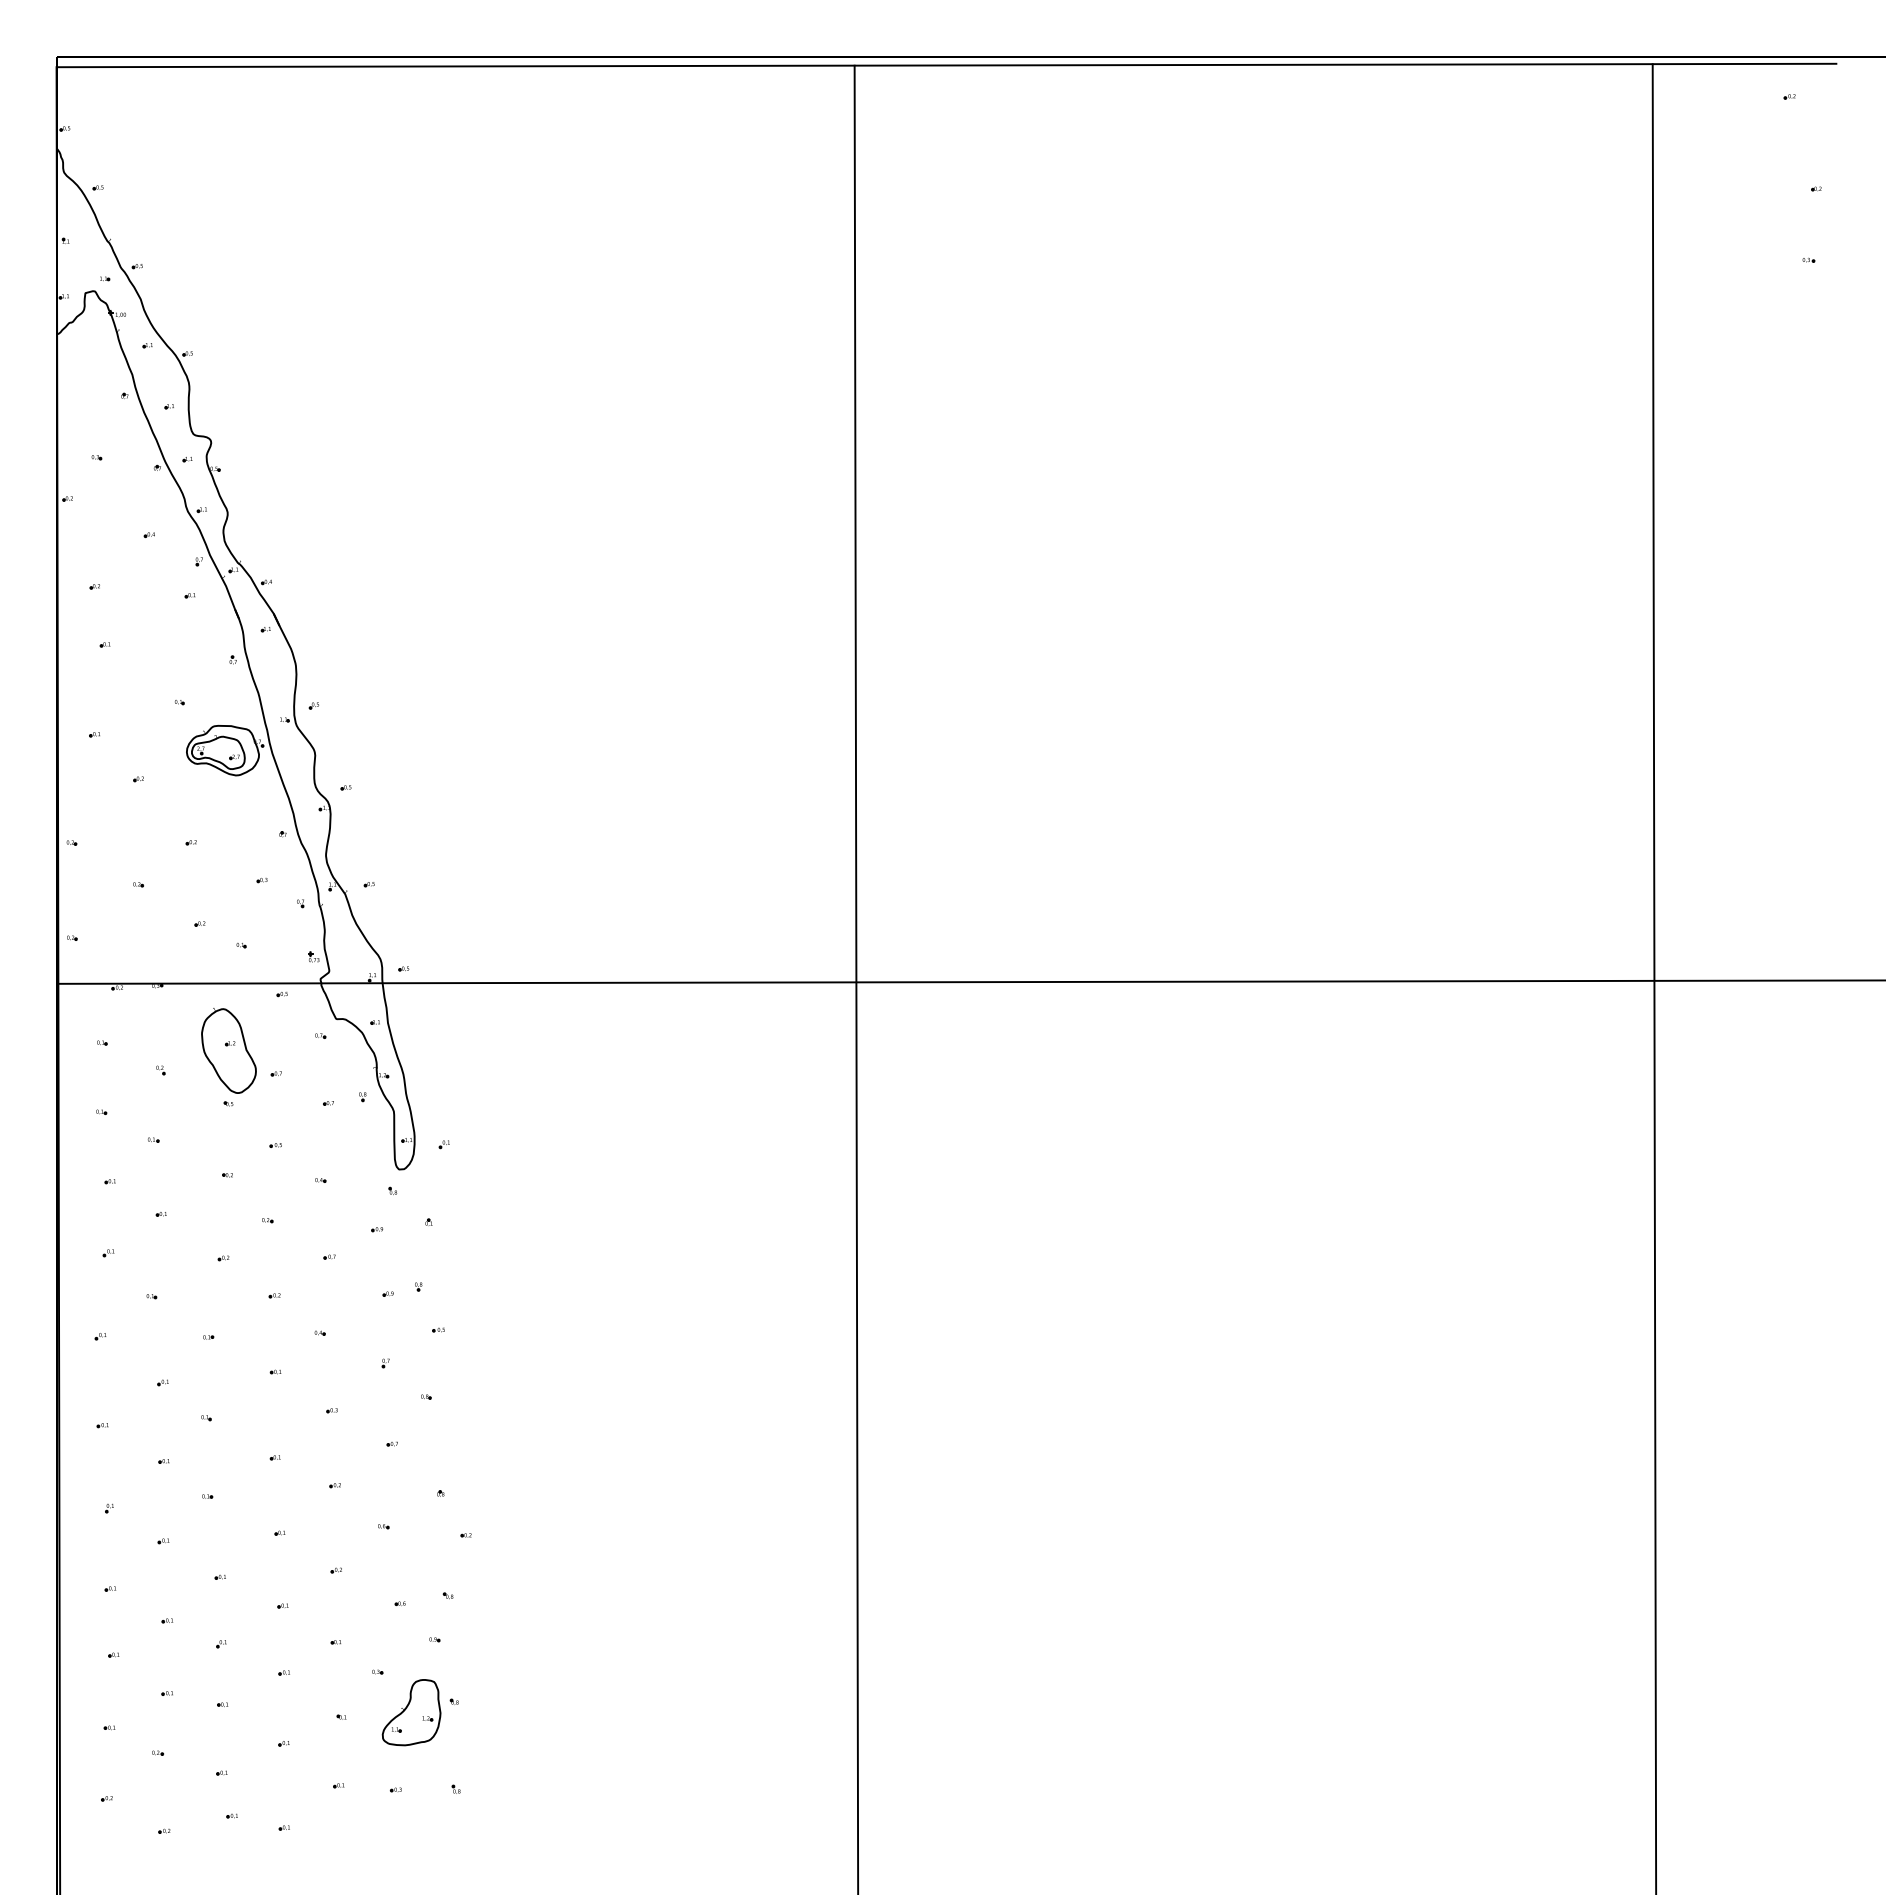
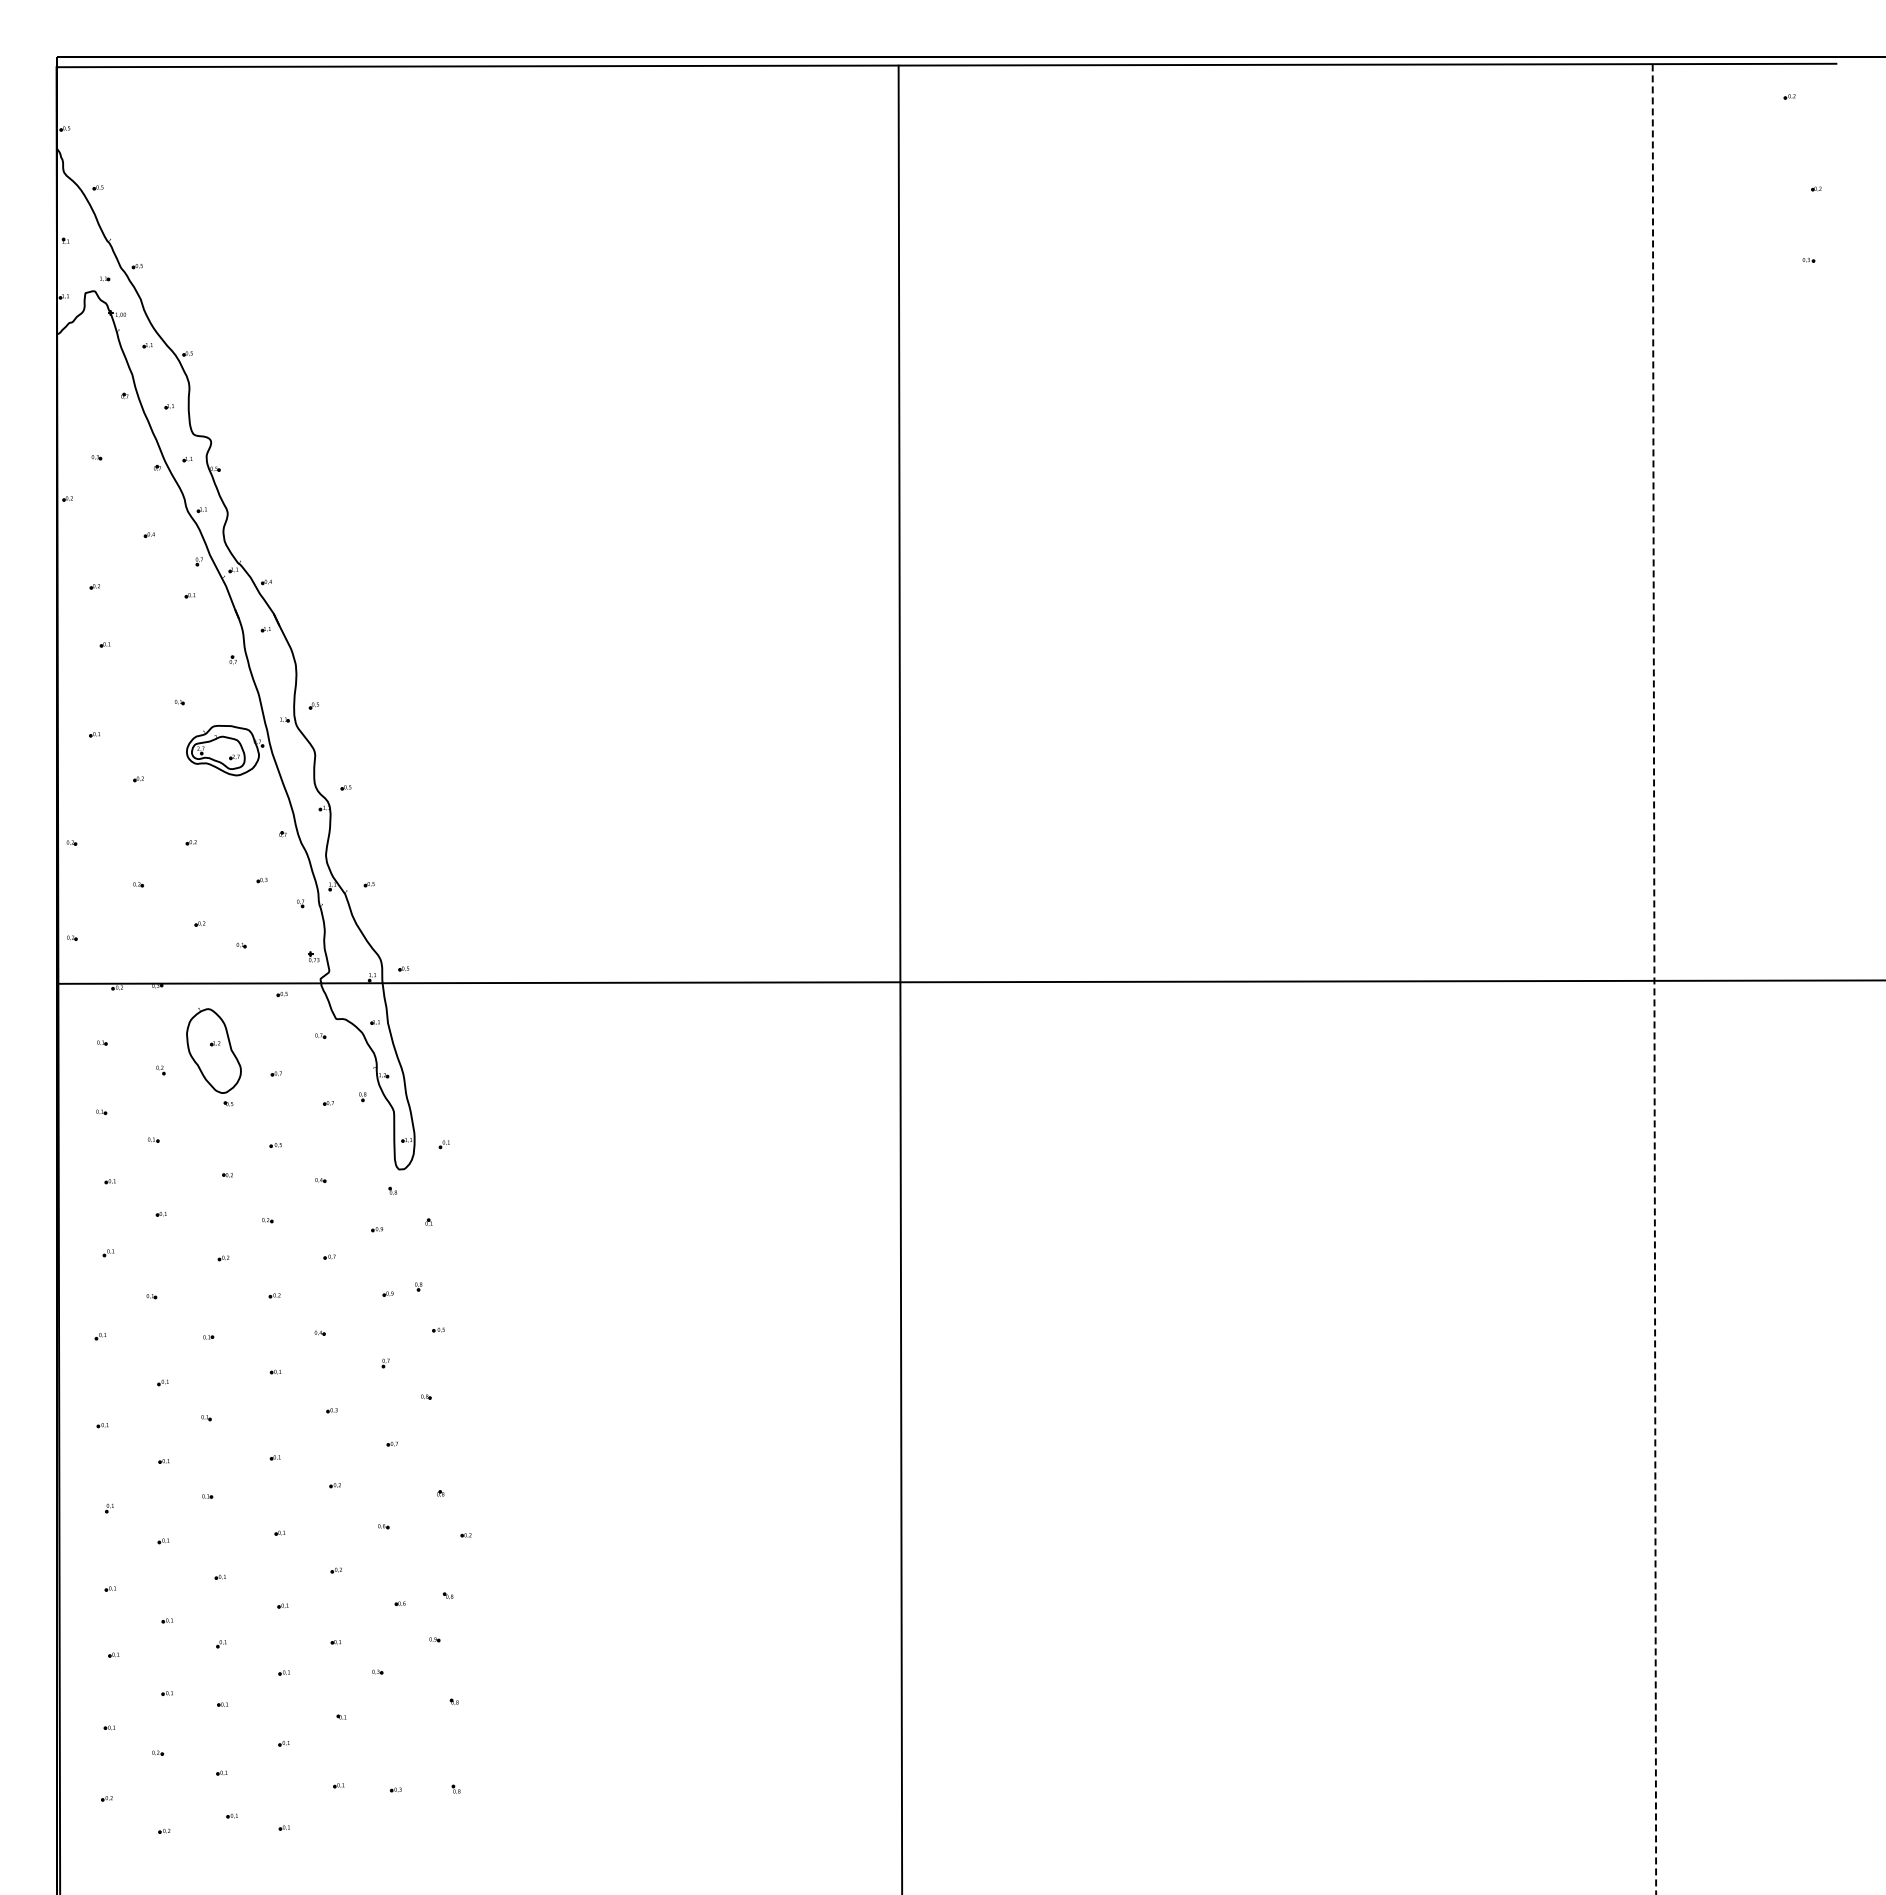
line position: (856, 978) -> (900, 978) (900, 978)
line: solid -> dashed (1654, 979)
part position: (228, 1050) -> (213, 1050) (213, 1050)
part: present -> none (411, 1712)
